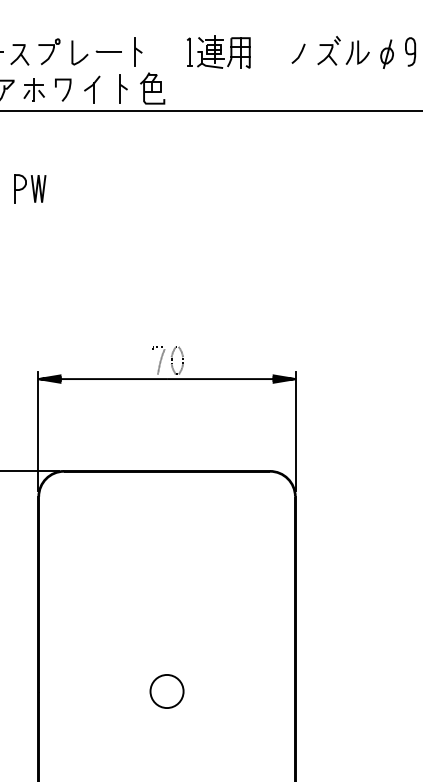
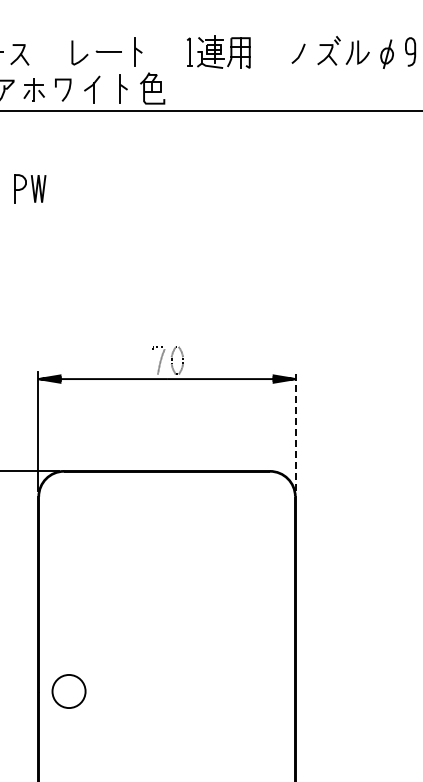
part: present -> none (49, 51)
line: solid -> dashed (295, 431)
circle position: (166, 691) -> (68, 691) (68, 691)
